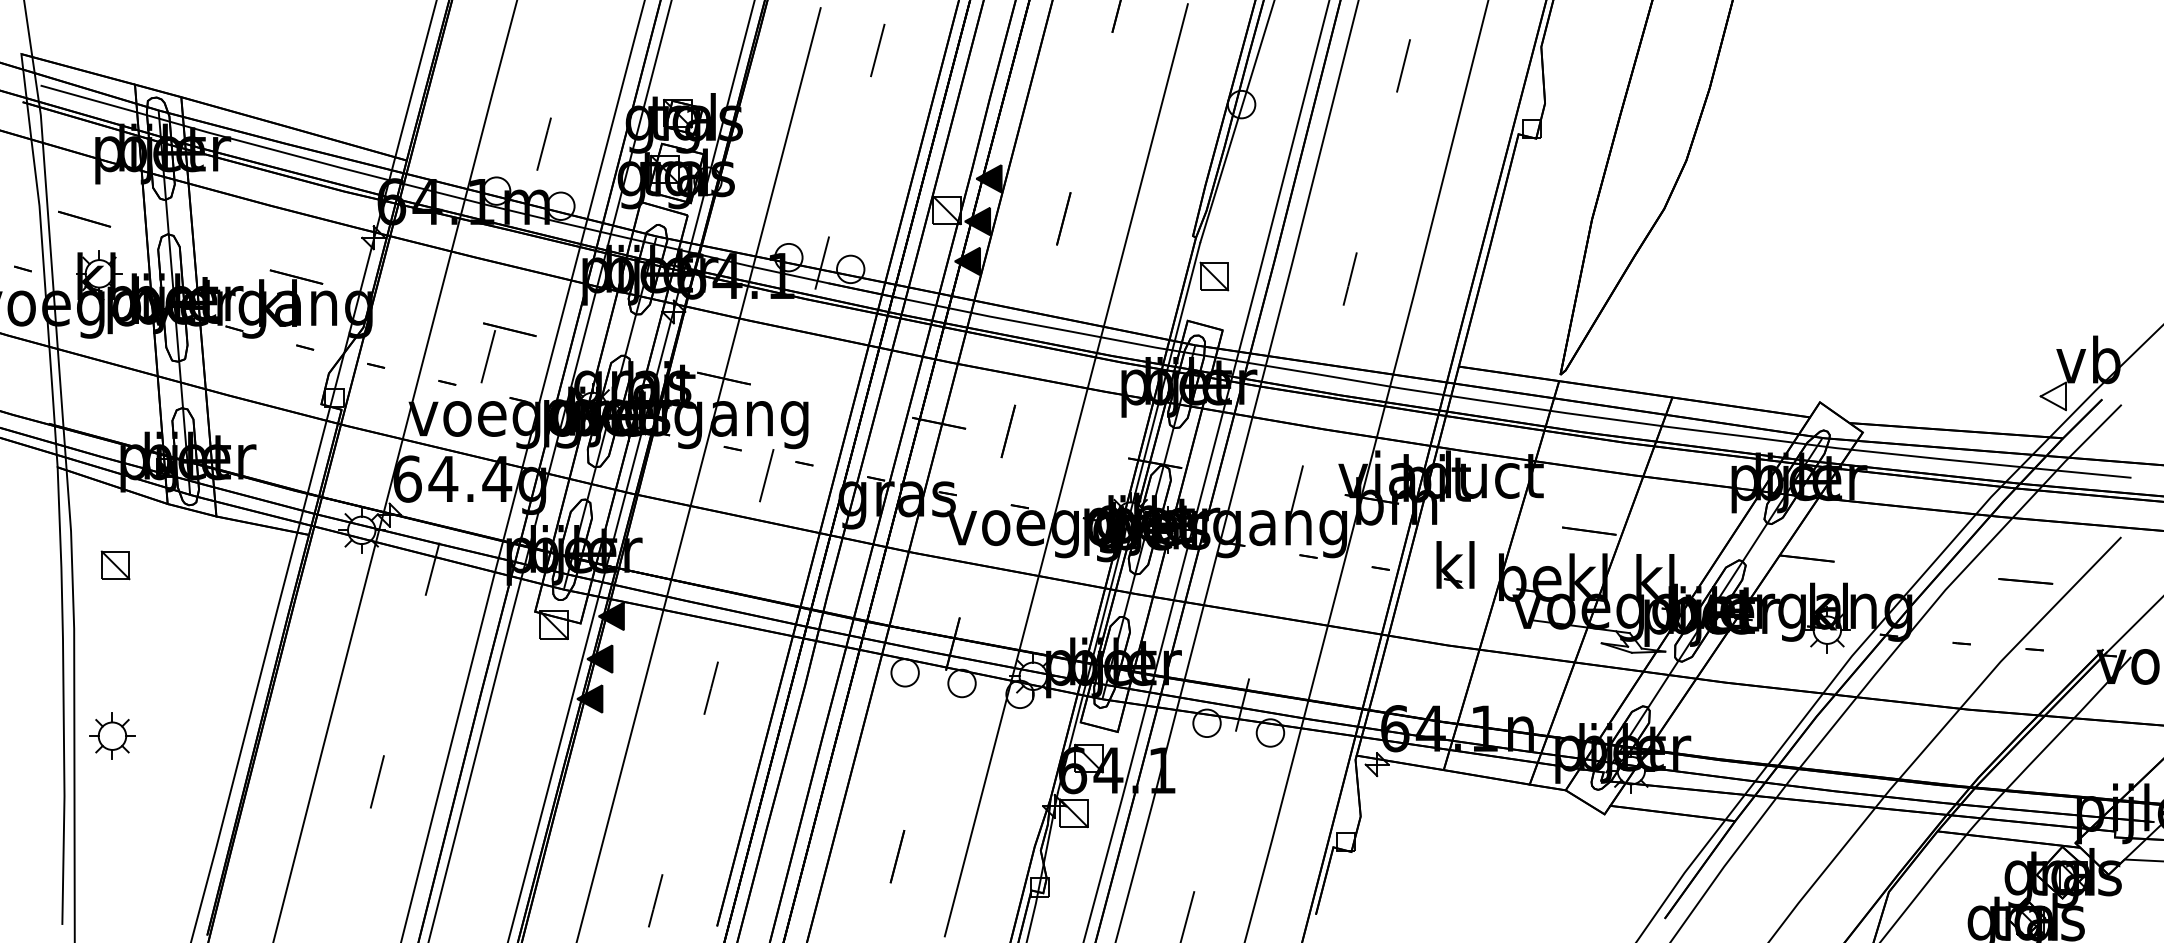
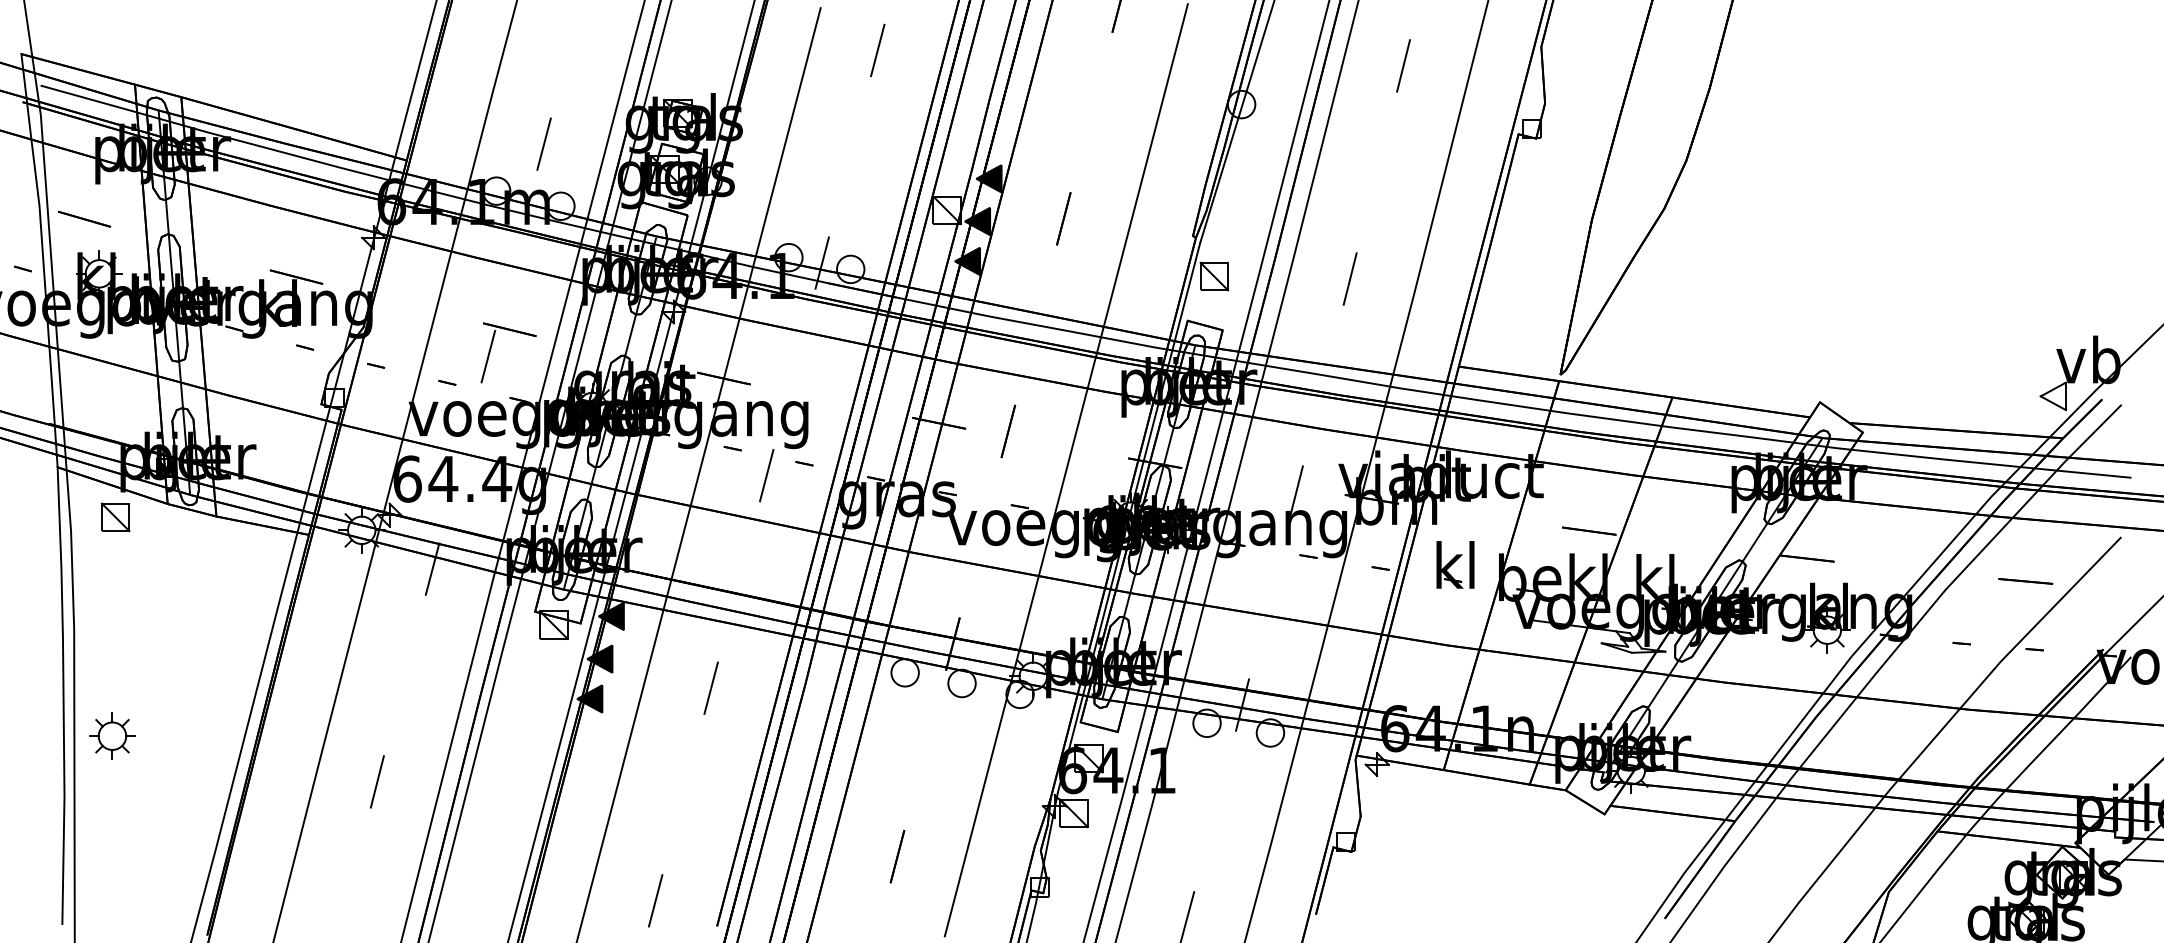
part position: (115, 565) -> (115, 517) (115, 517)
